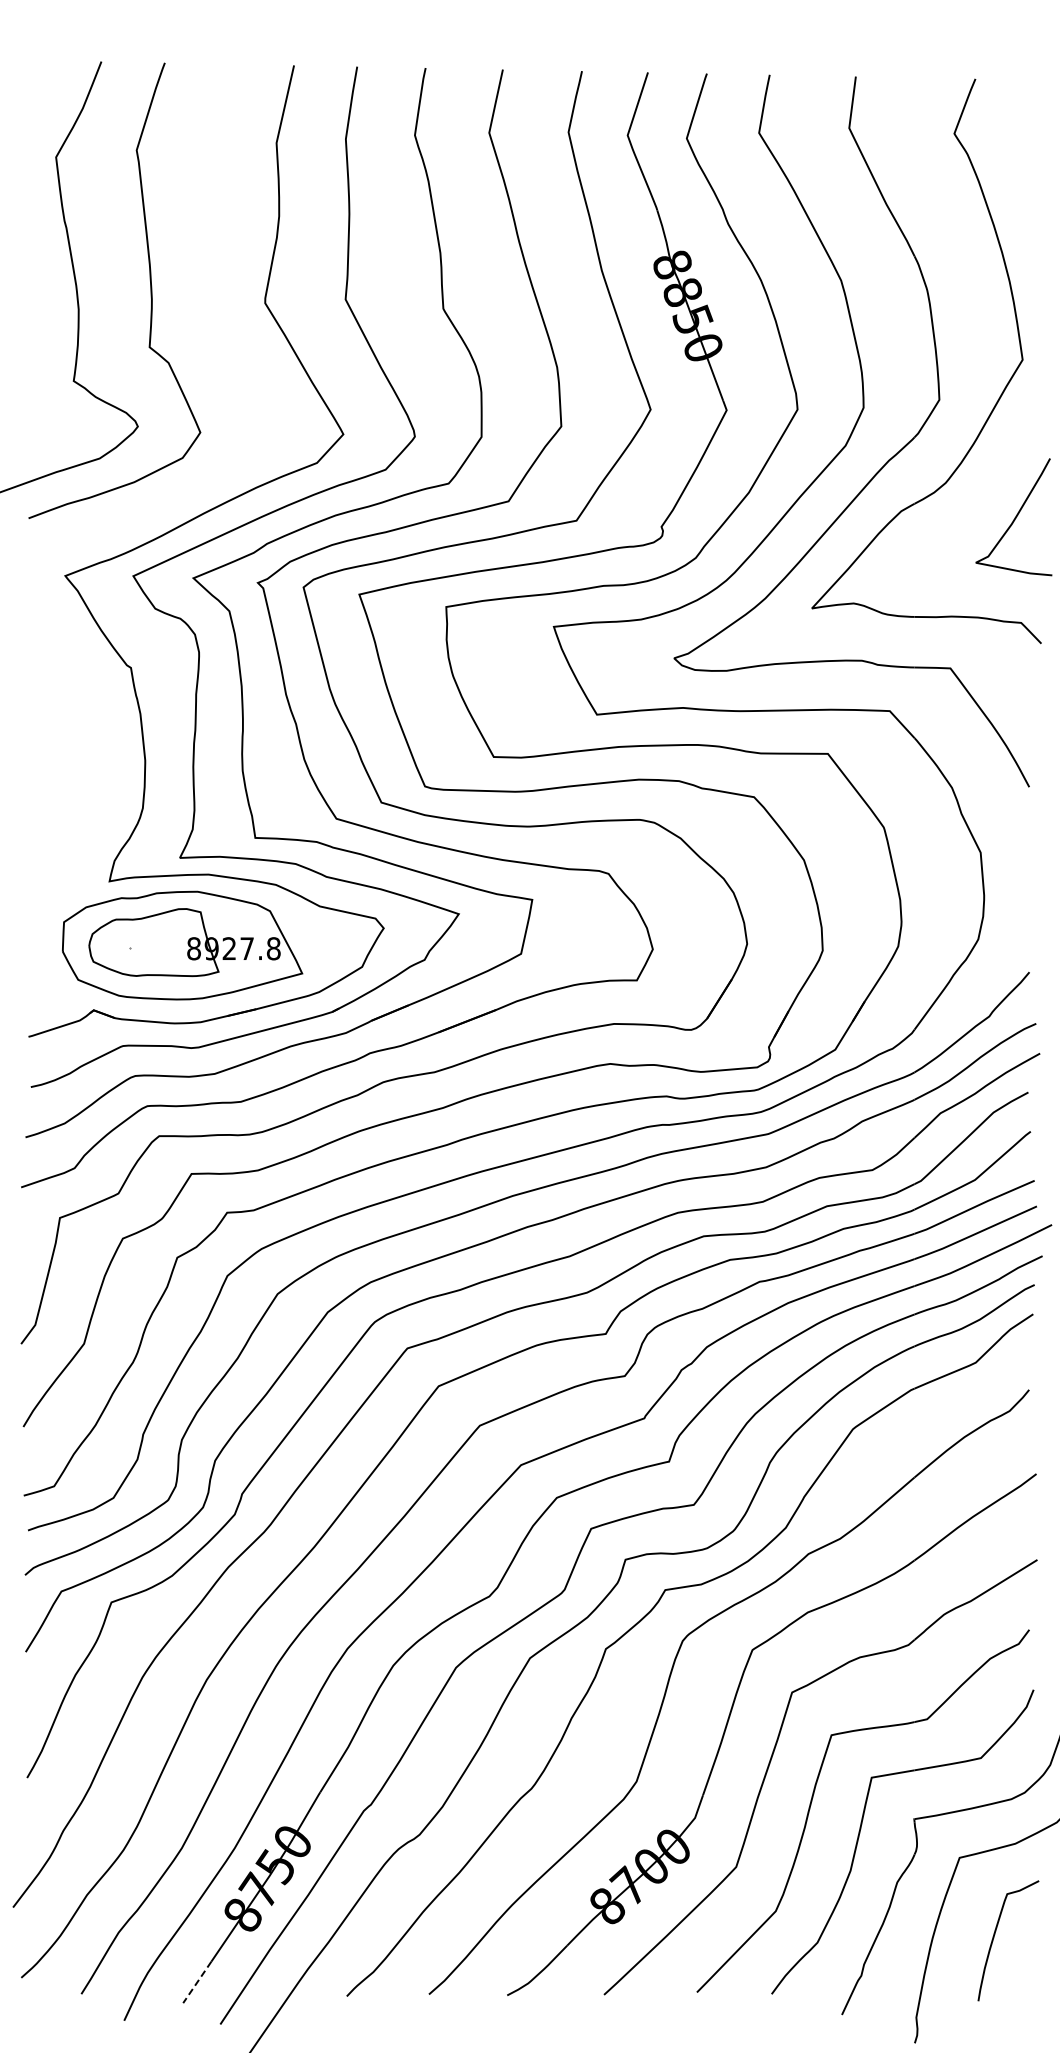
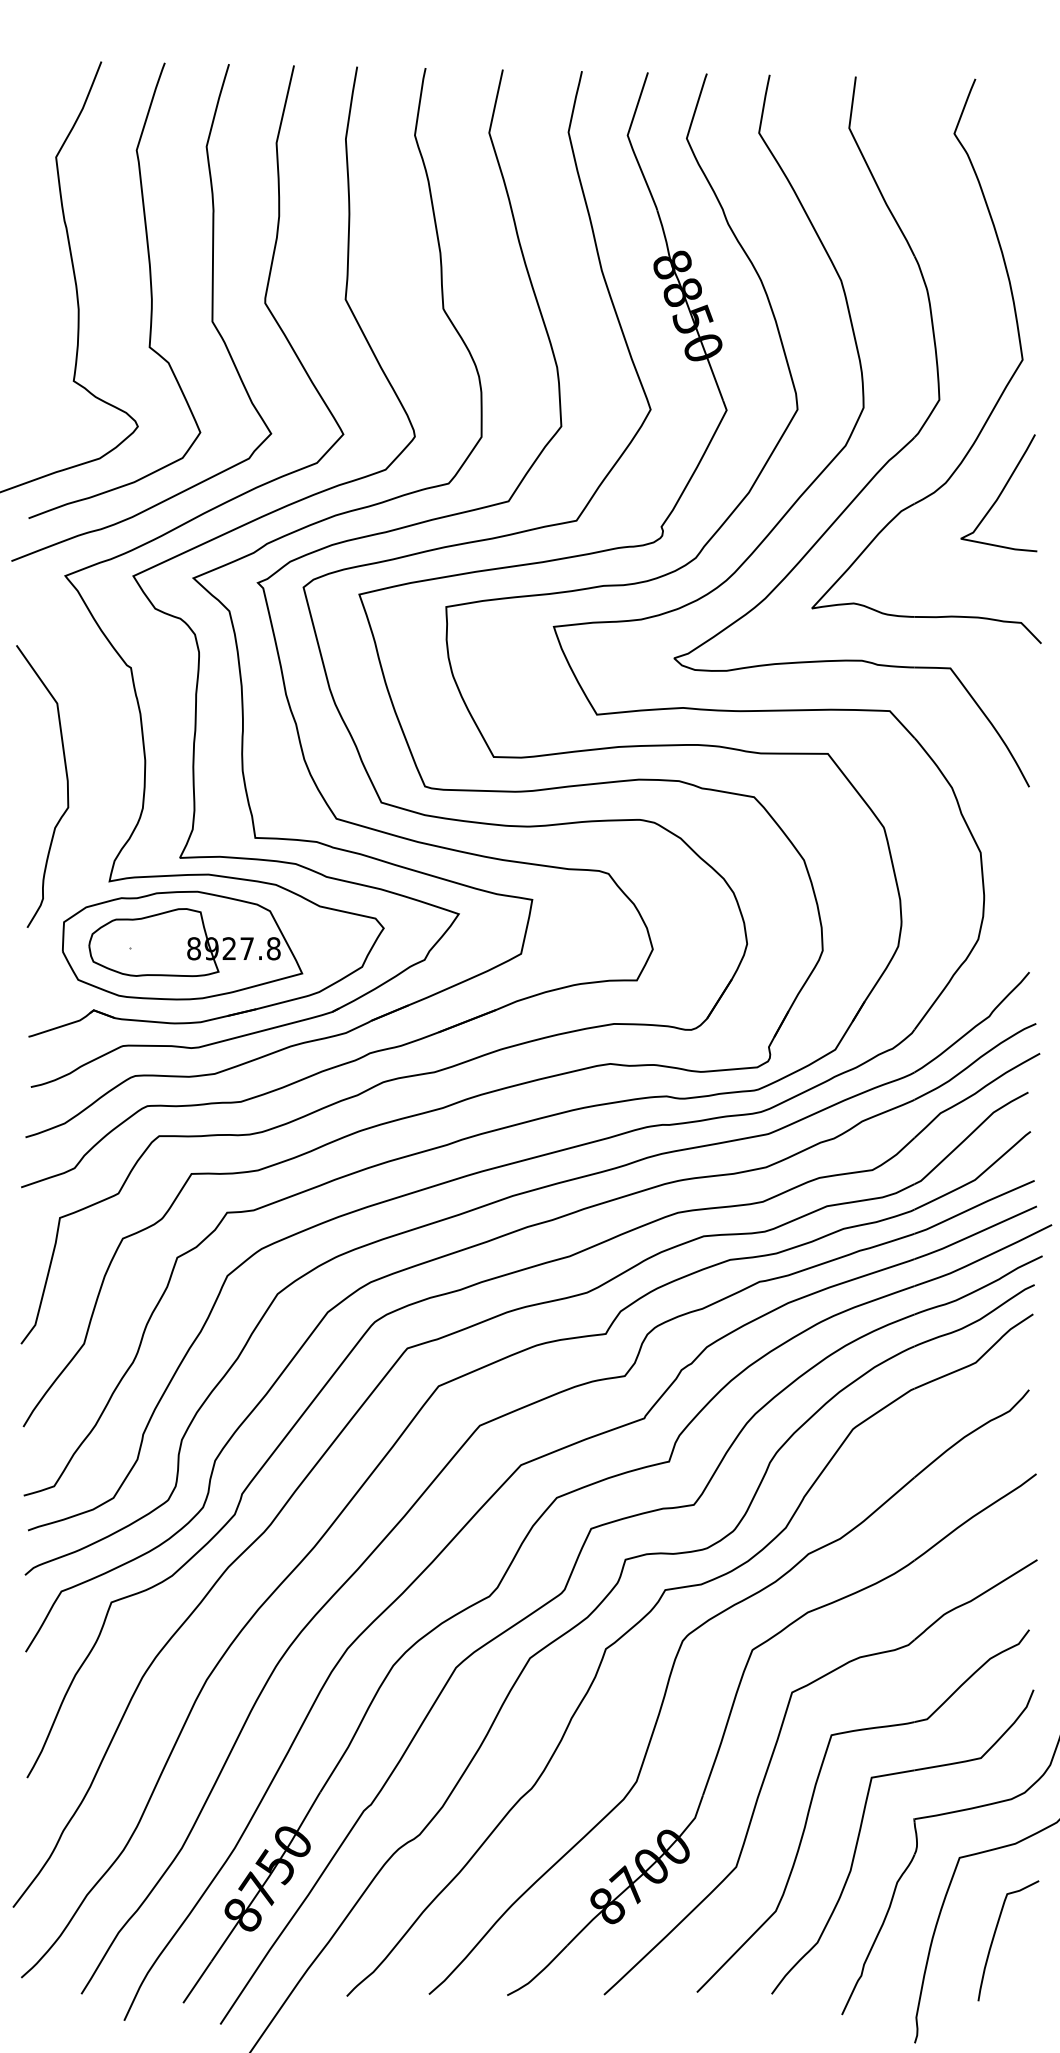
curve: none -> present (211, 312)
curve position: (1014, 517) -> (999, 493) (999, 493)
curve: none -> present (66, 782)
line: dashed -> solid (197, 1982)
